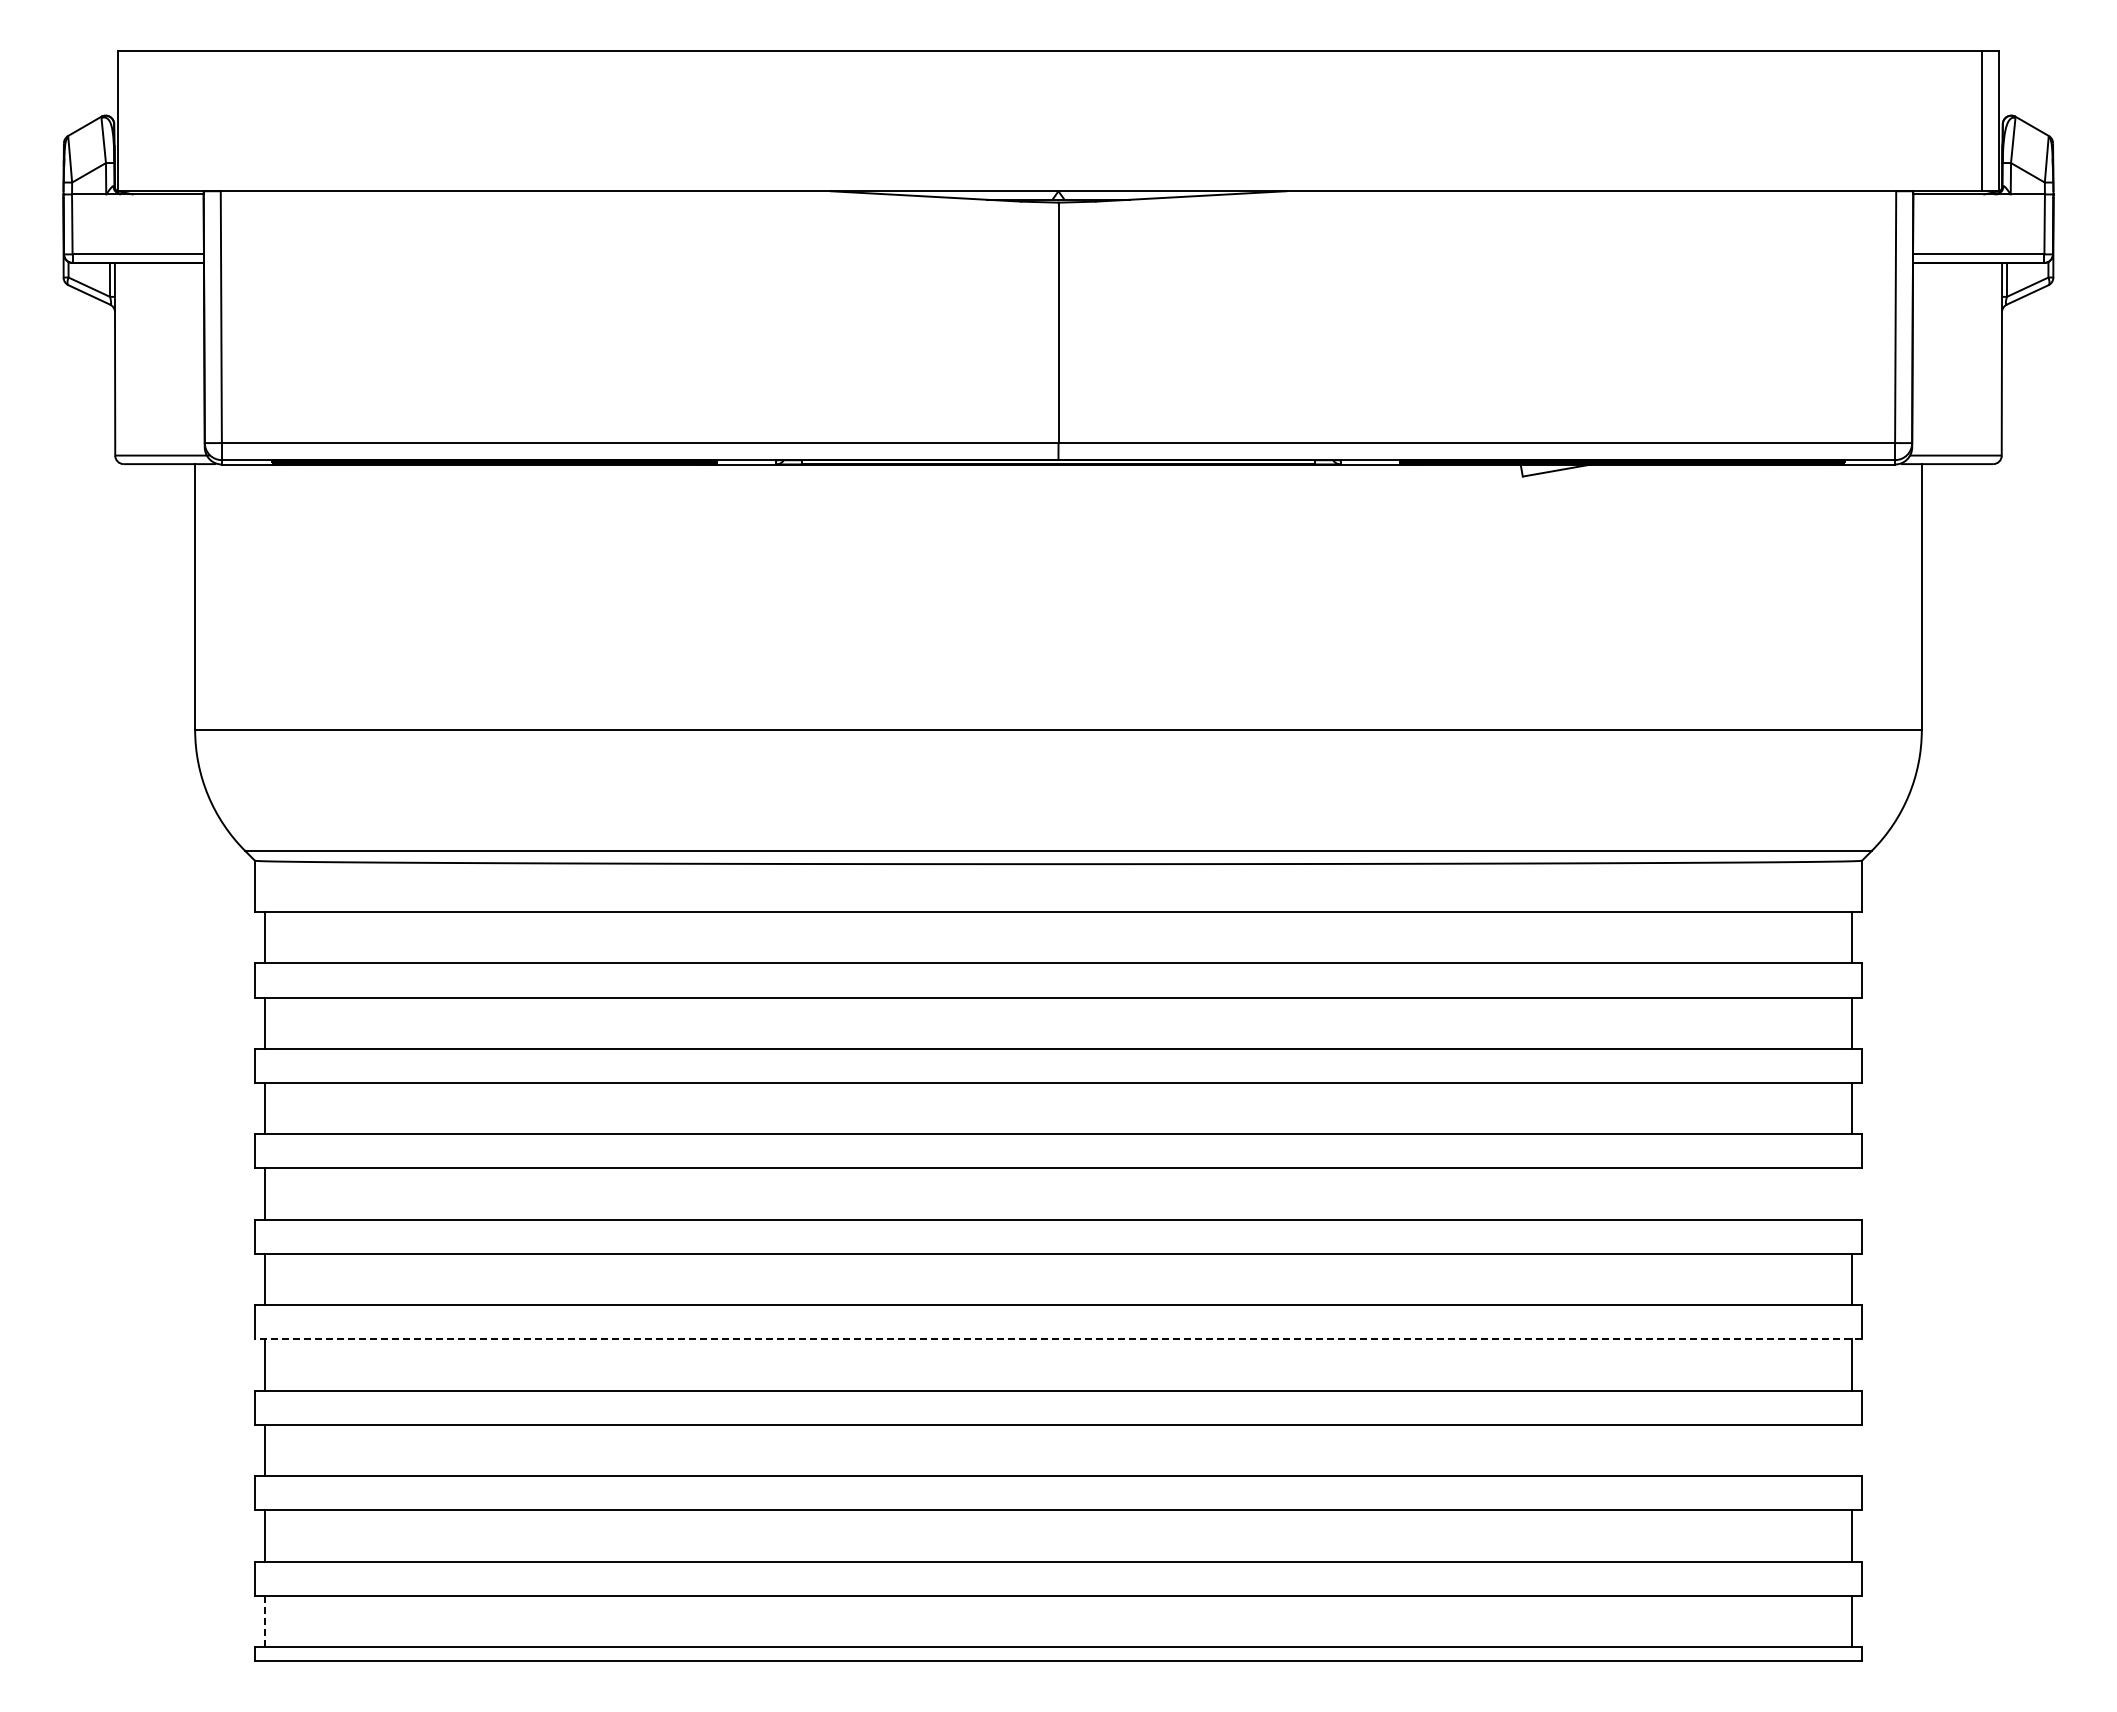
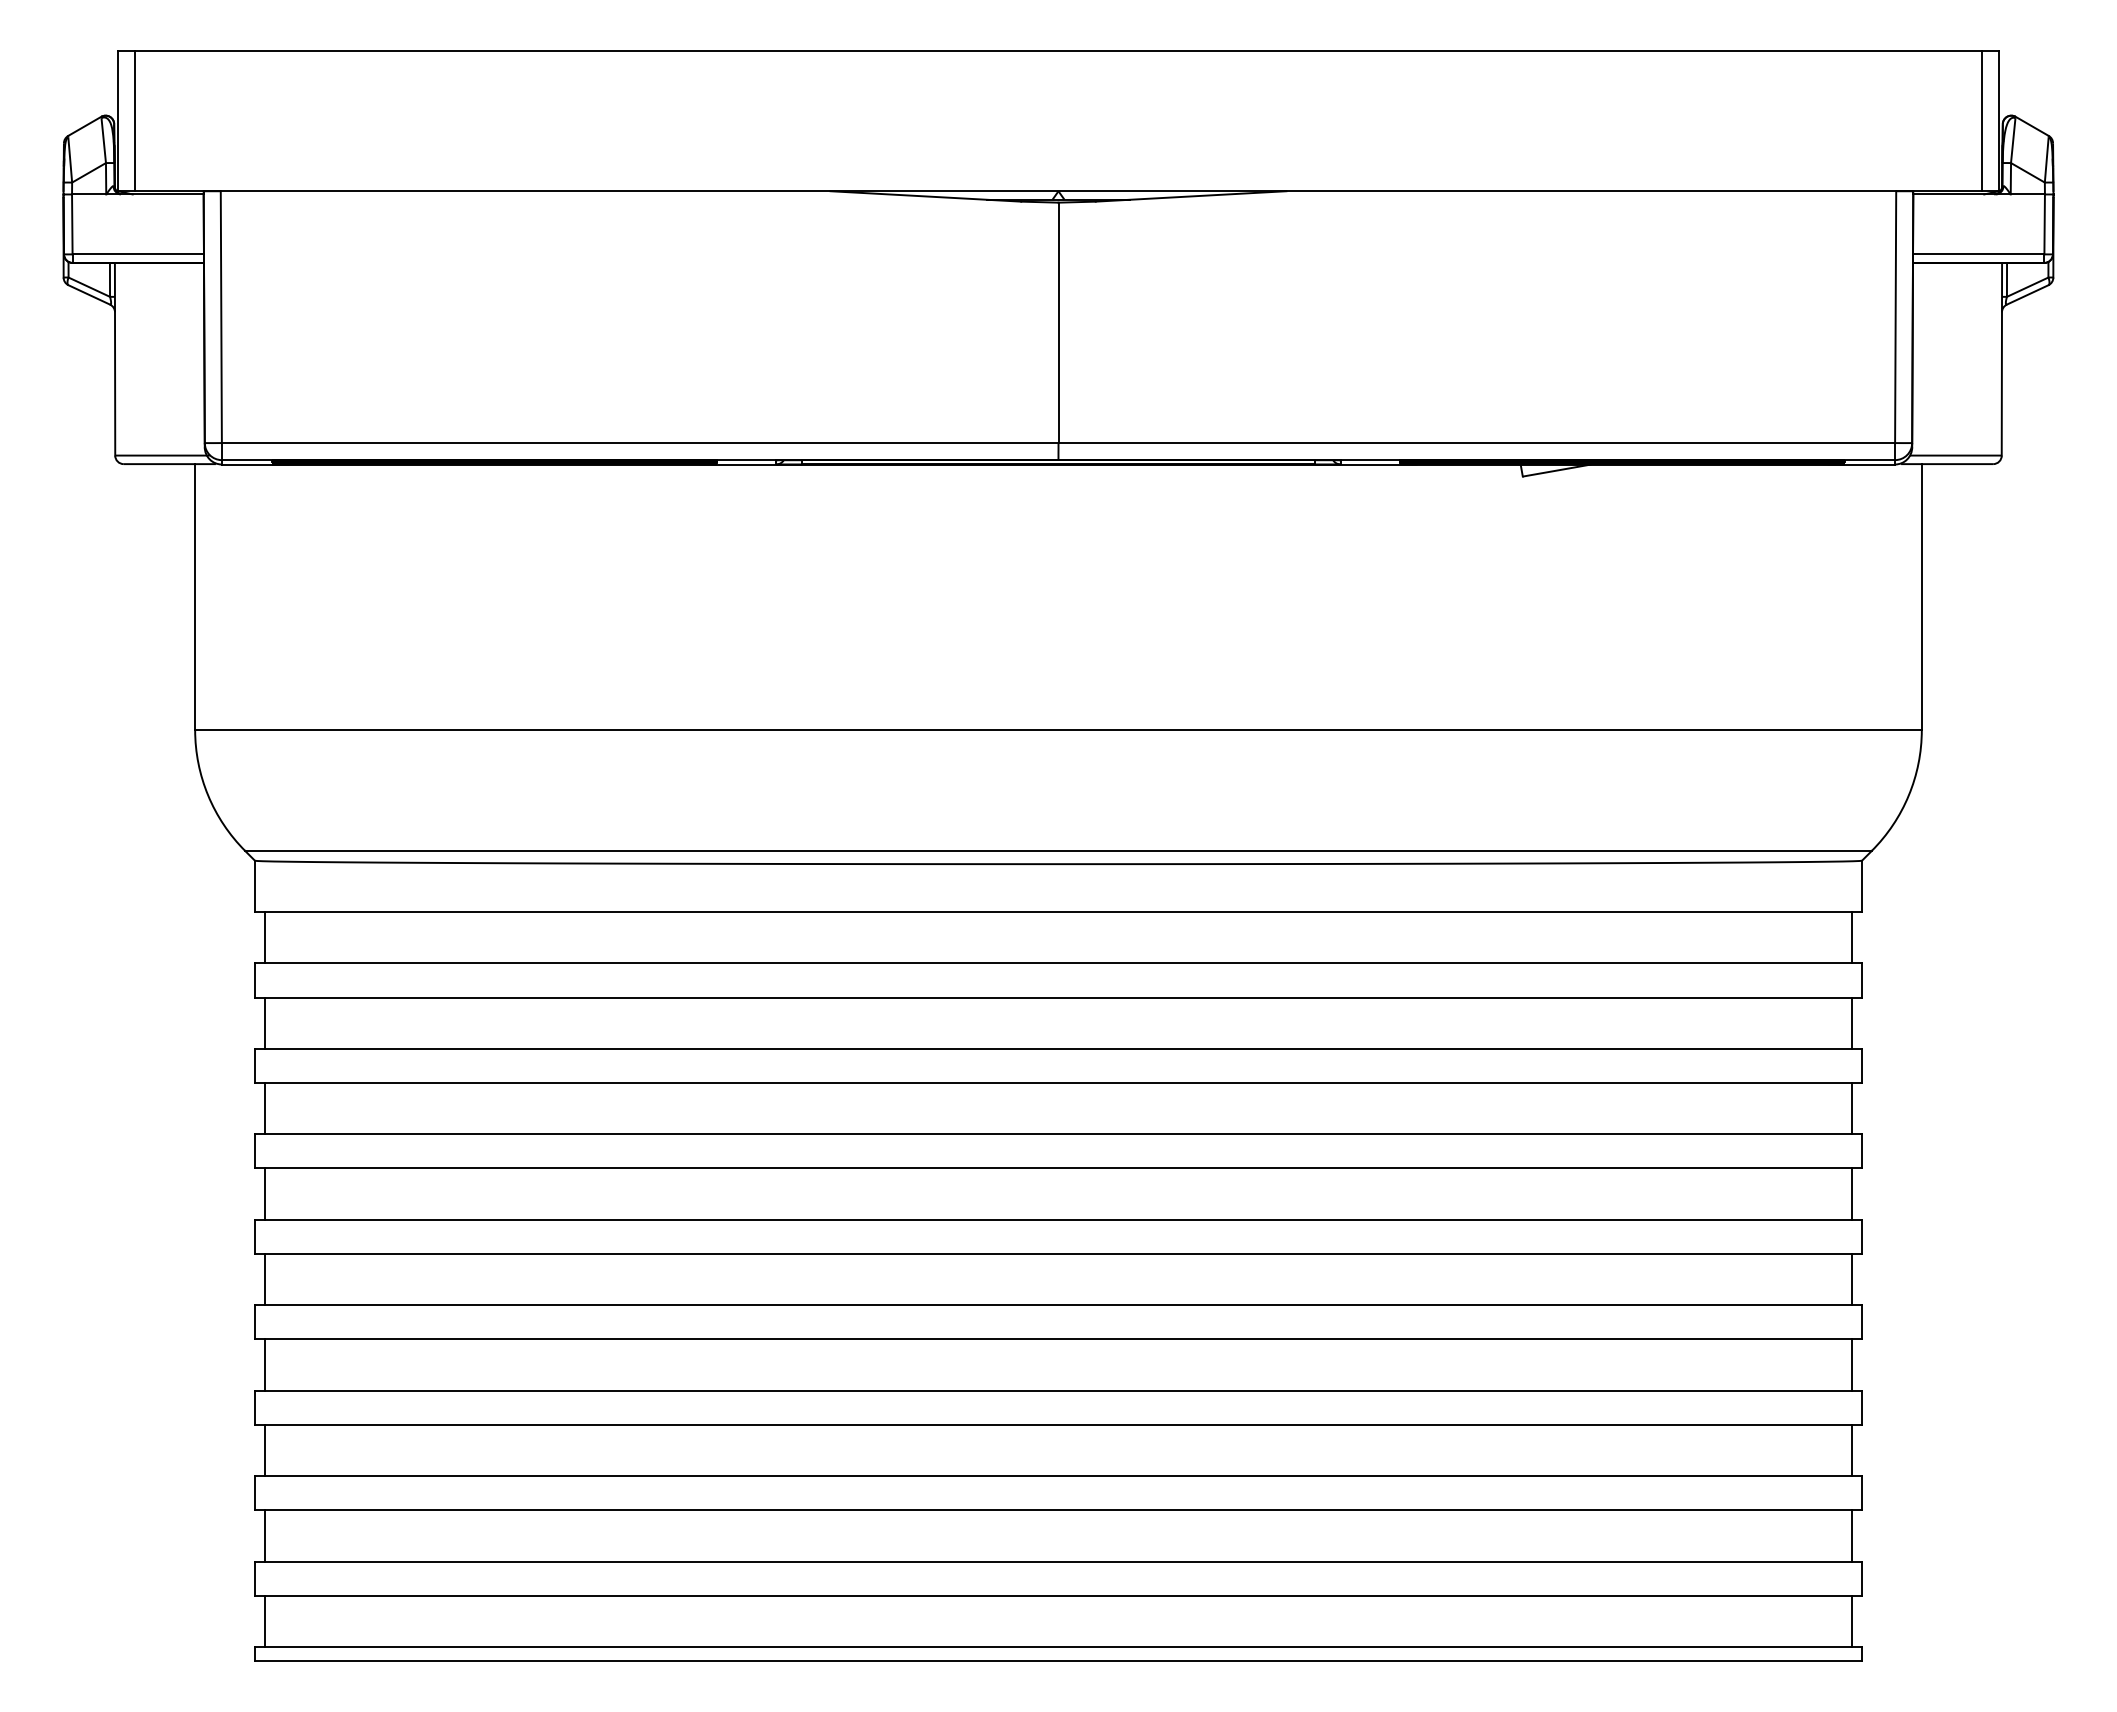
line: none -> present (135, 121)
line: none -> present (1851, 1193)
line: dashed -> solid (1058, 1339)
line: none -> present (1851, 1450)
line: dashed -> solid (265, 1621)
